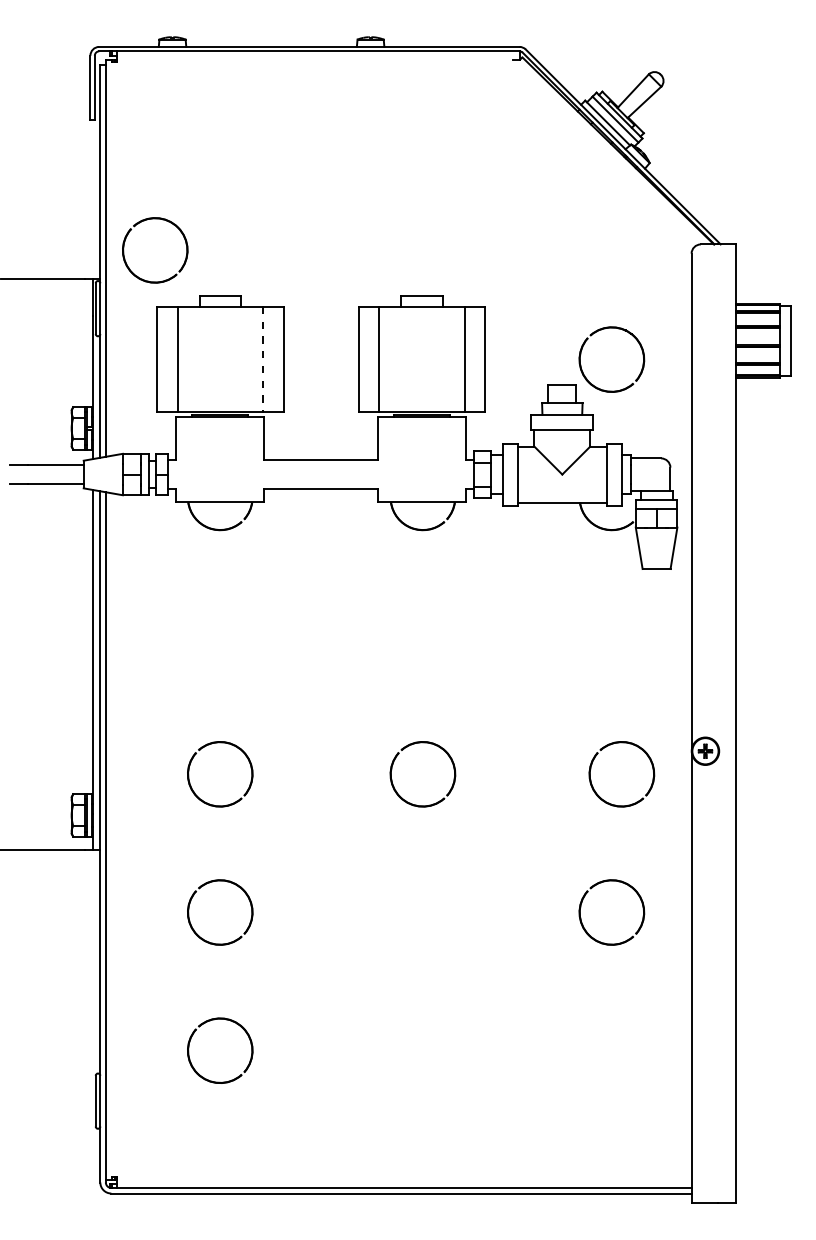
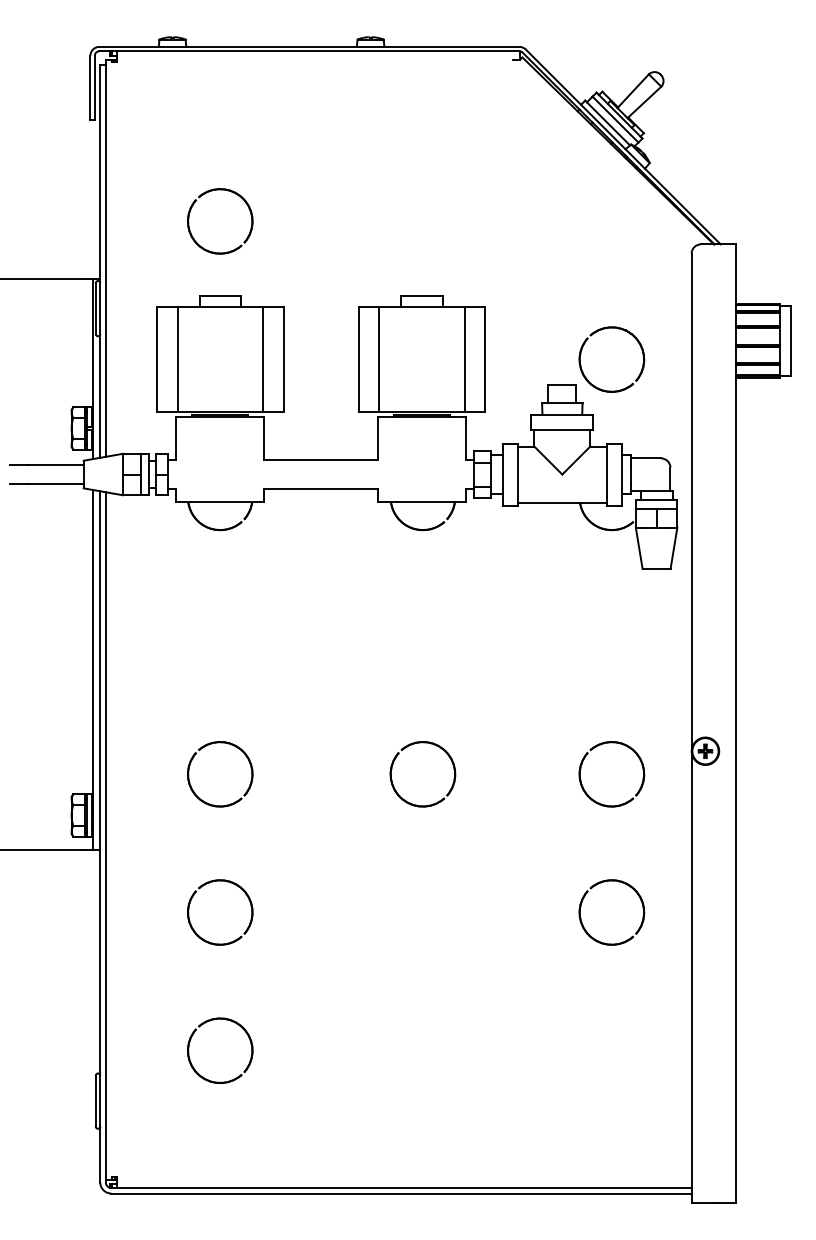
part position: (181, 266) -> (246, 237) (246, 237)
line: dashed -> solid (262, 359)
part position: (591, 769) -> (581, 769) (581, 769)
